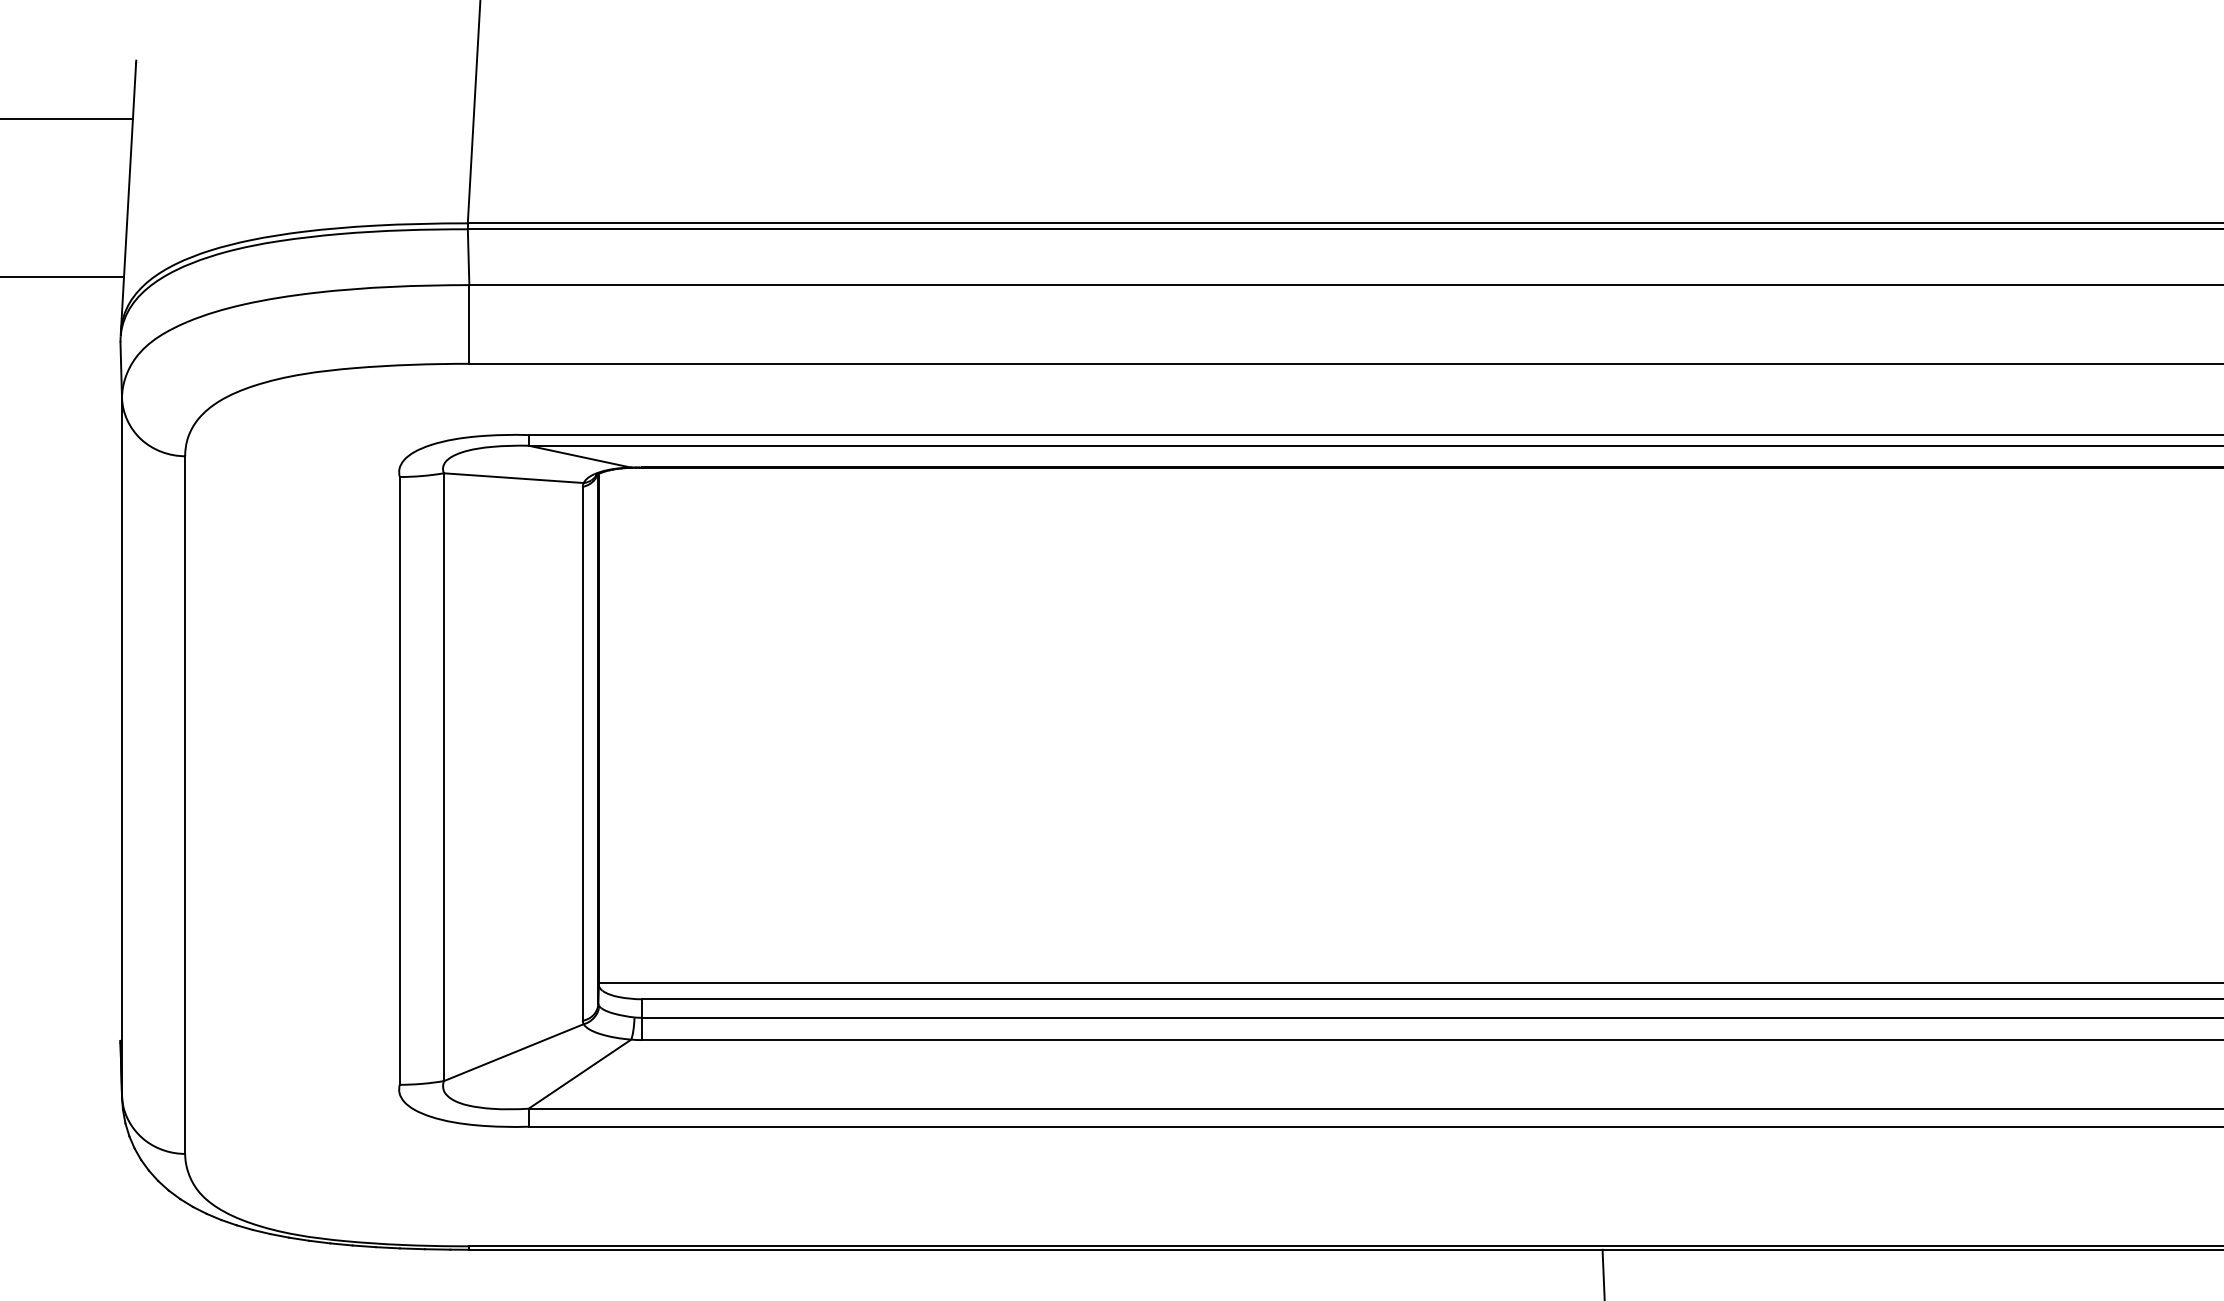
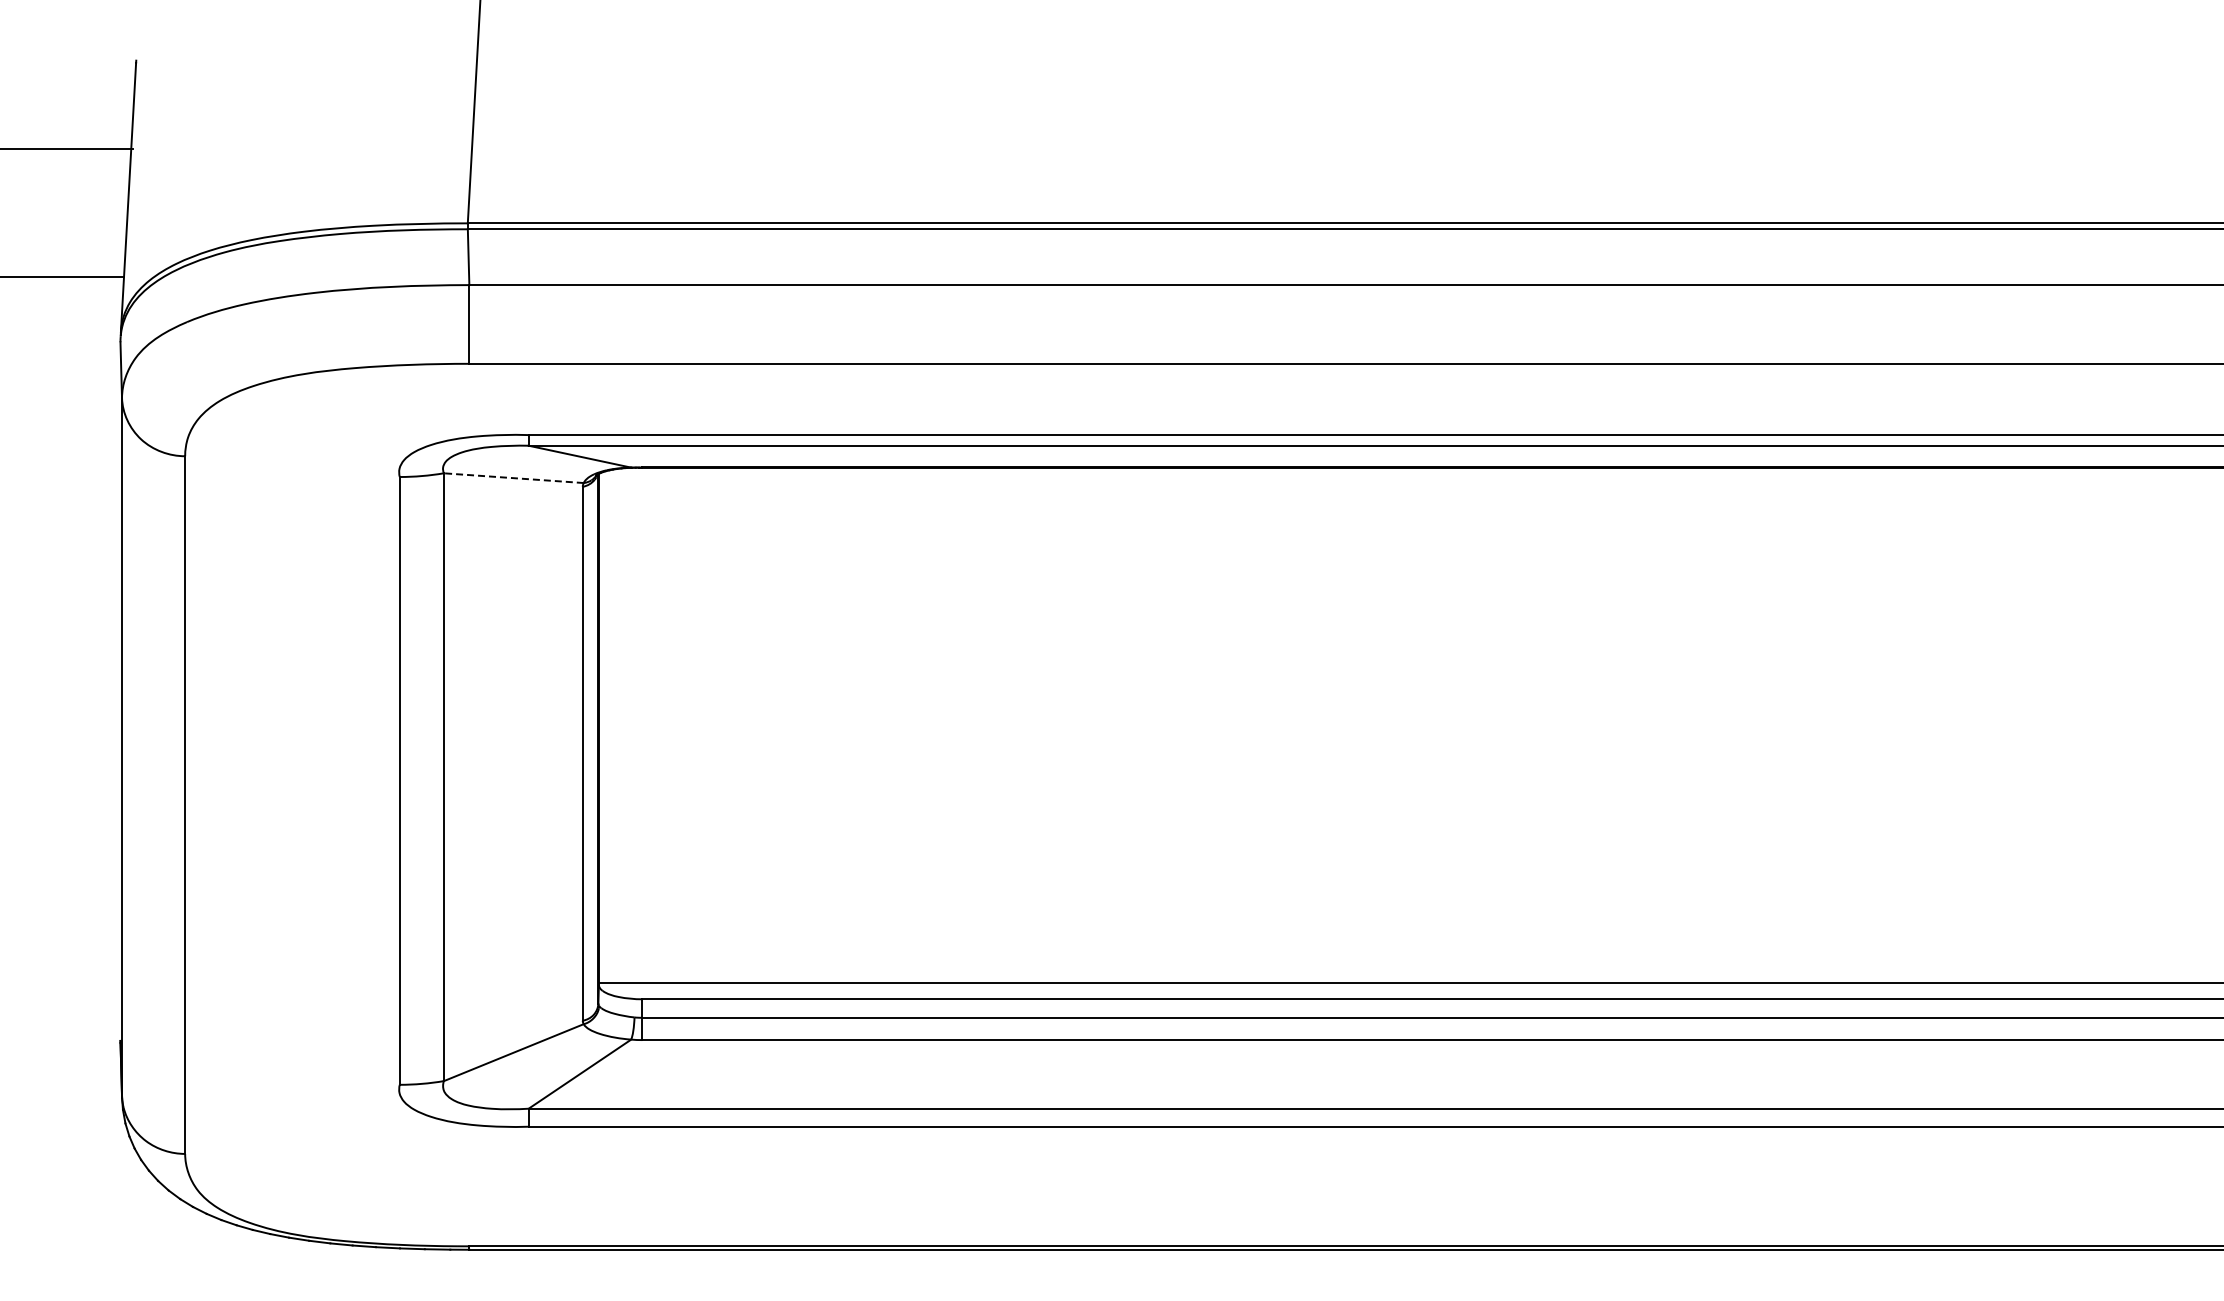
line position: (67, 119) -> (67, 149) (67, 149)
line: solid -> dashed (513, 478)
line: present -> none (1603, 1273)
